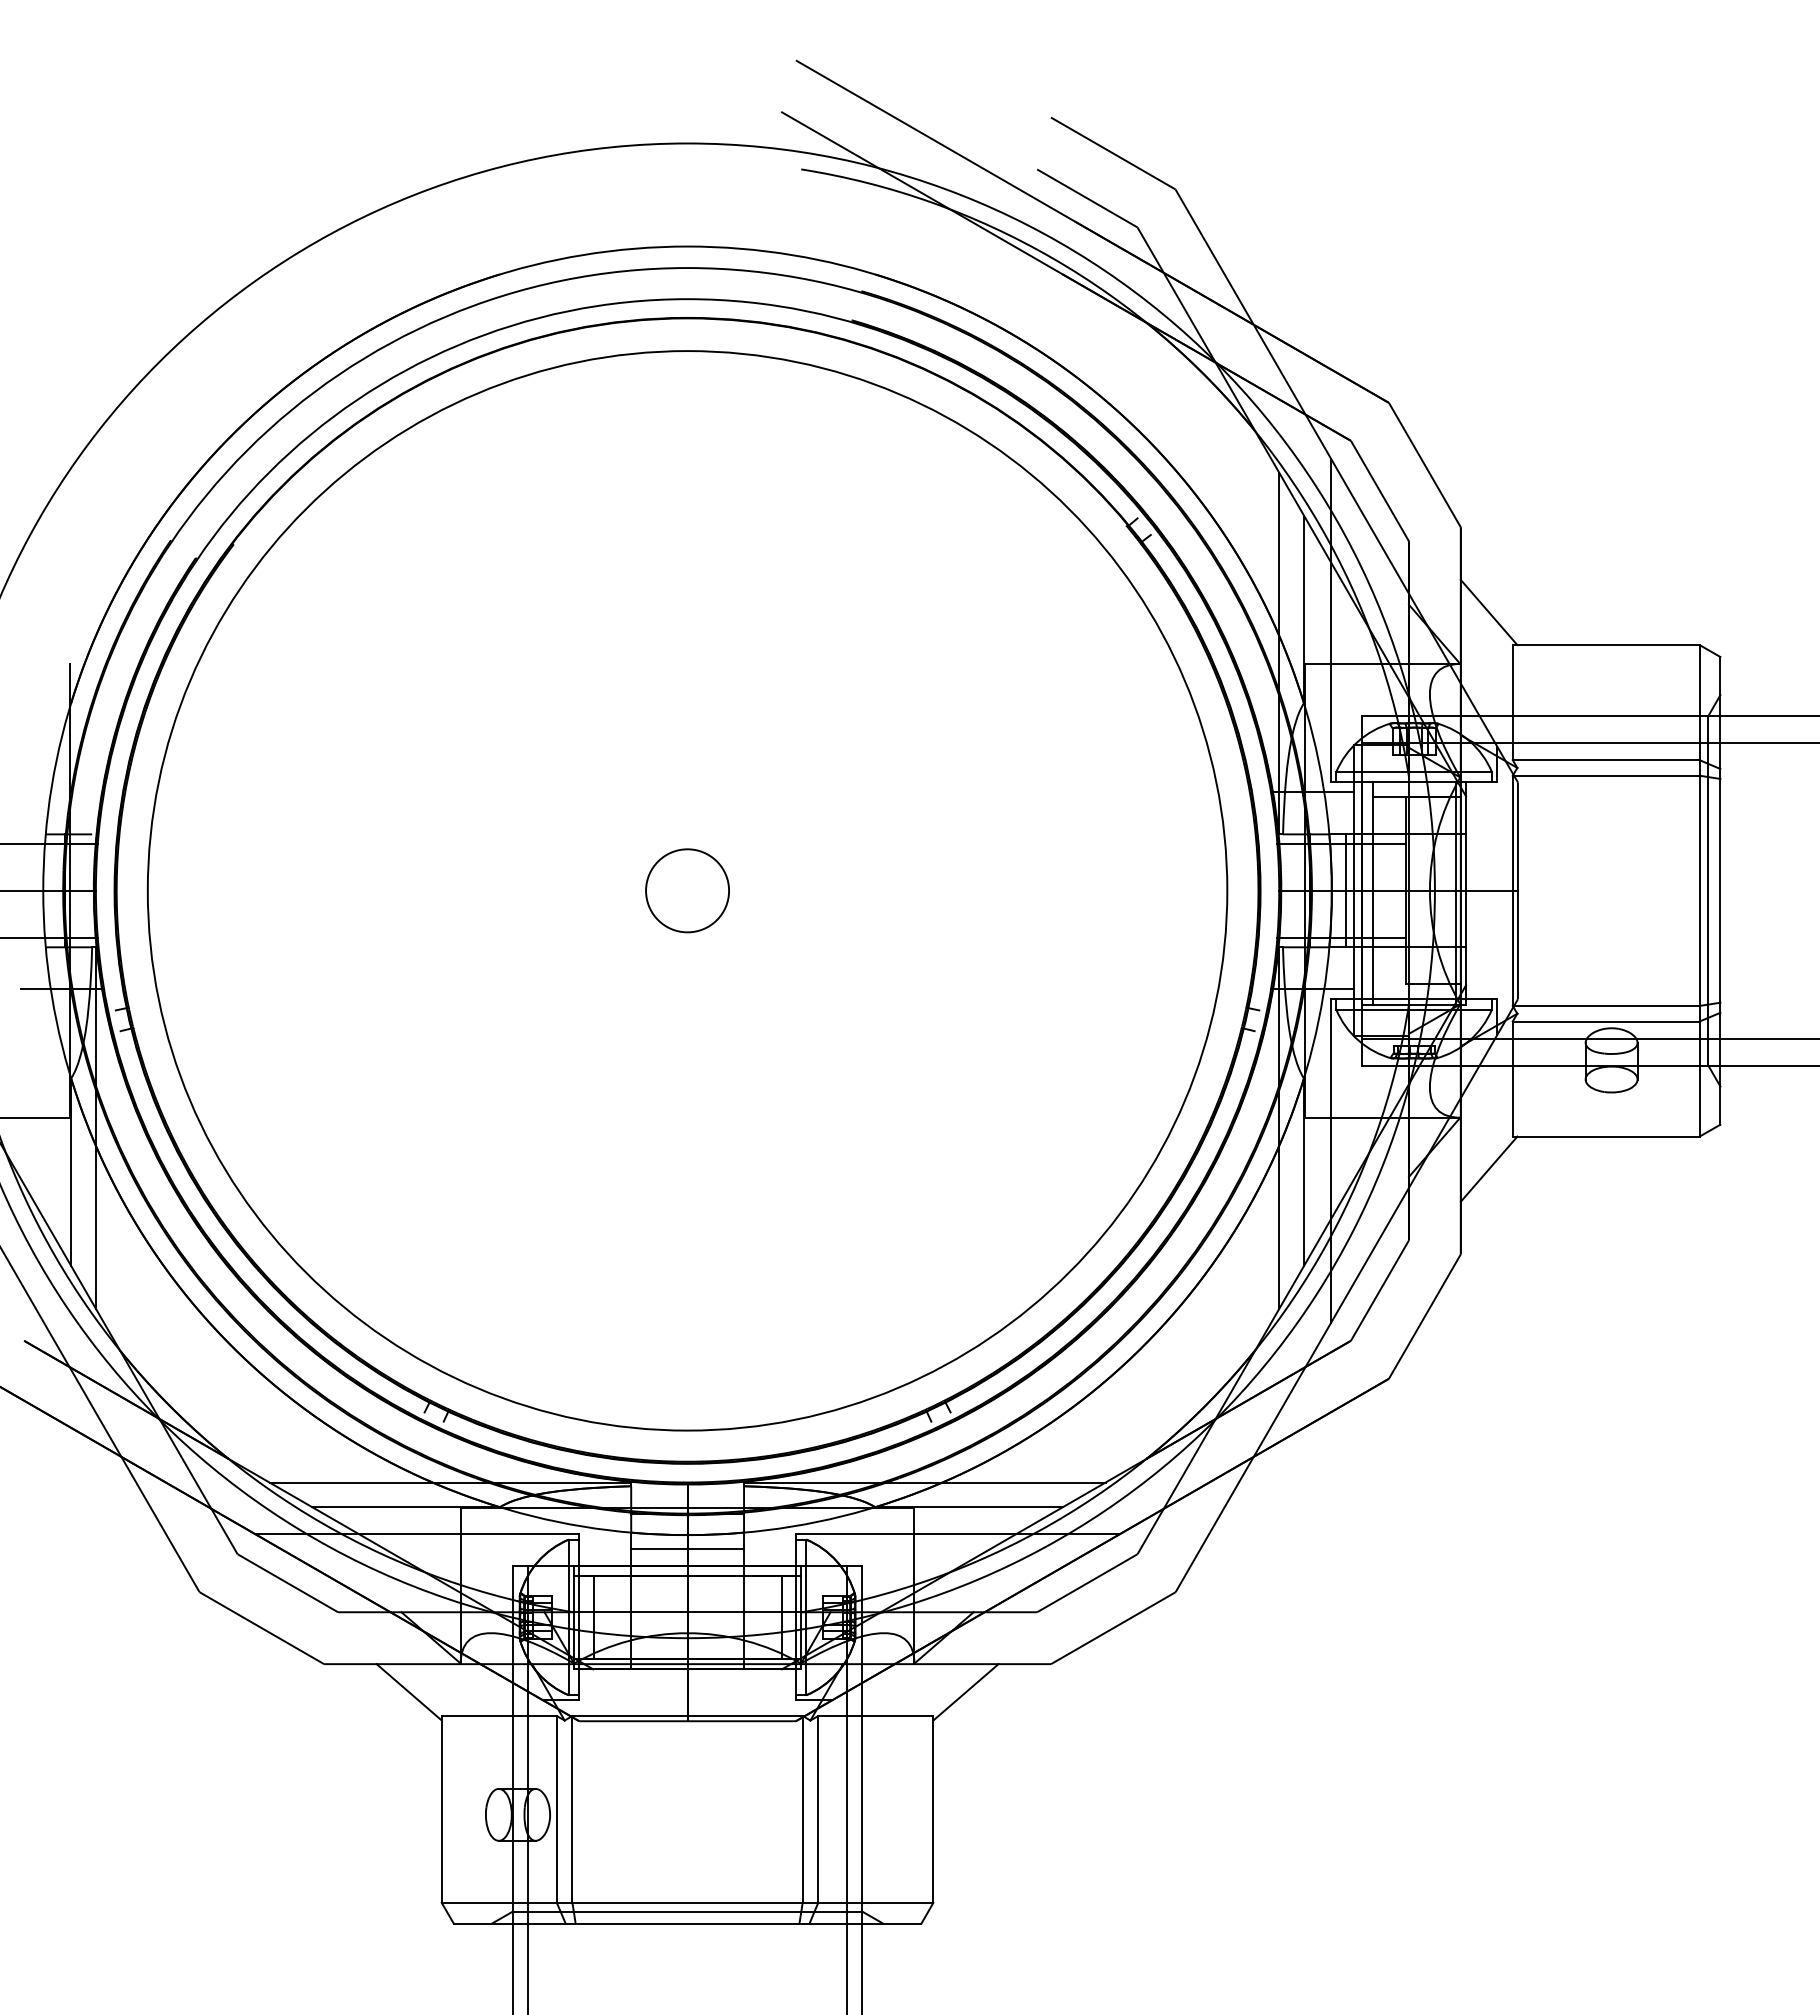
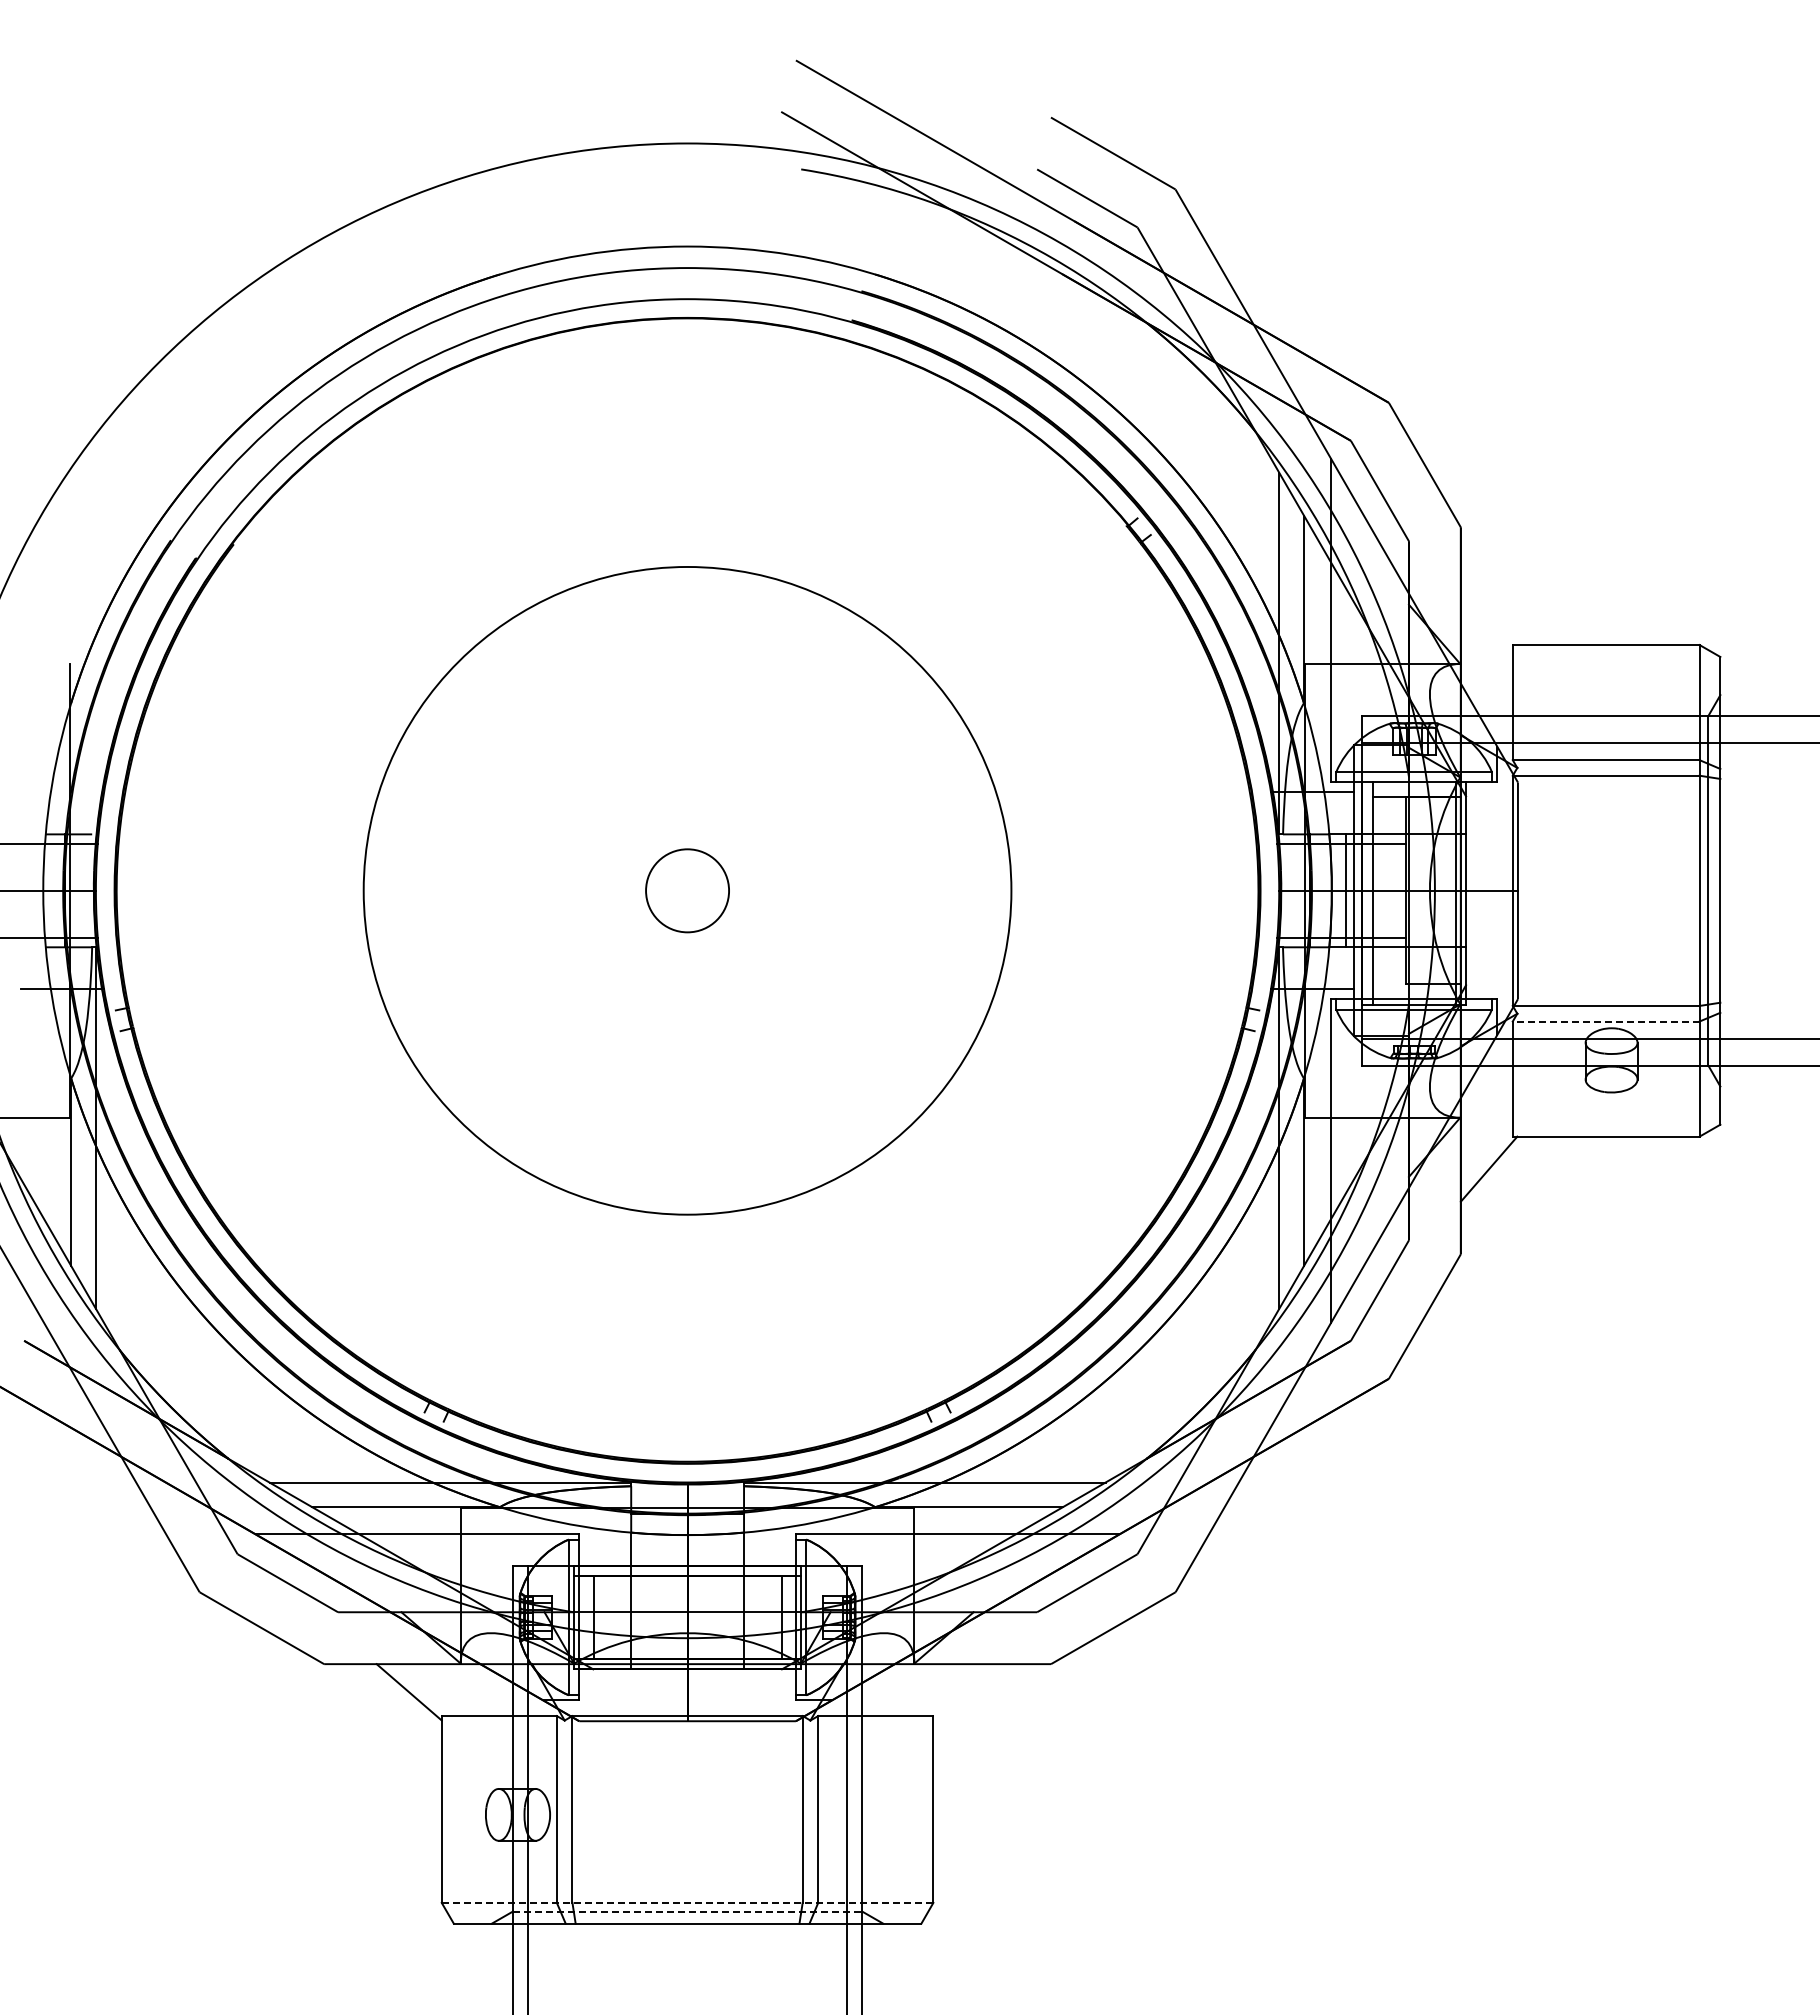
line: present -> none (1488, 612)
circle diameter: 1080 px -> 648 px (687, 890)
line: solid -> dashed (1605, 1021)
line: present -> none (687, 1548)
line: present -> none (965, 1692)
line: solid -> dashed (687, 1902)
line: solid -> dashed (687, 1911)
